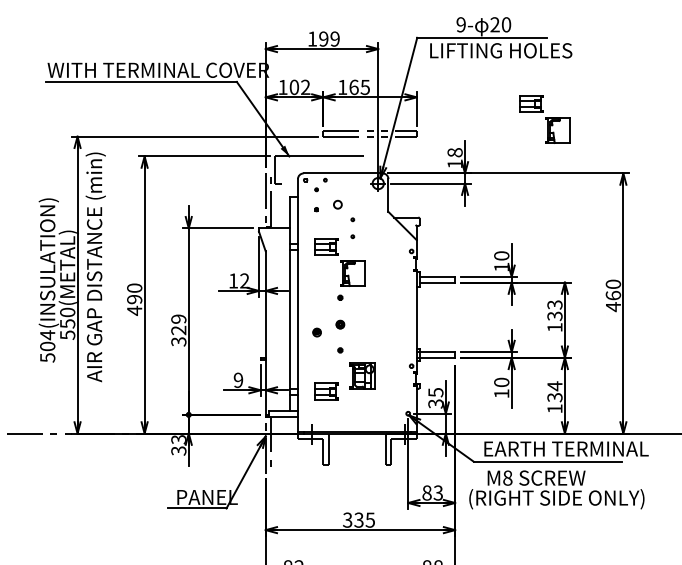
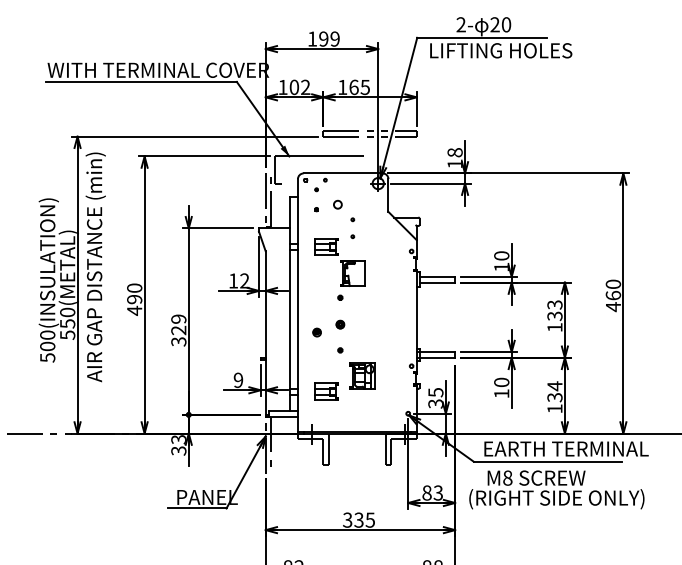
text: 9- -> 2- (460, 24)
part: present -> none (544, 119)
text: 504(INSULATION) -> 500(INSULATION) (47, 335)
